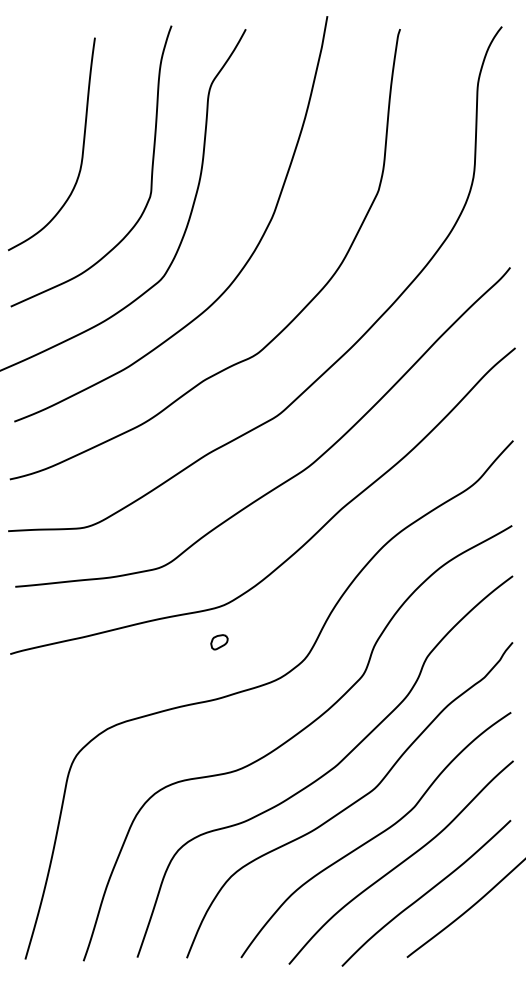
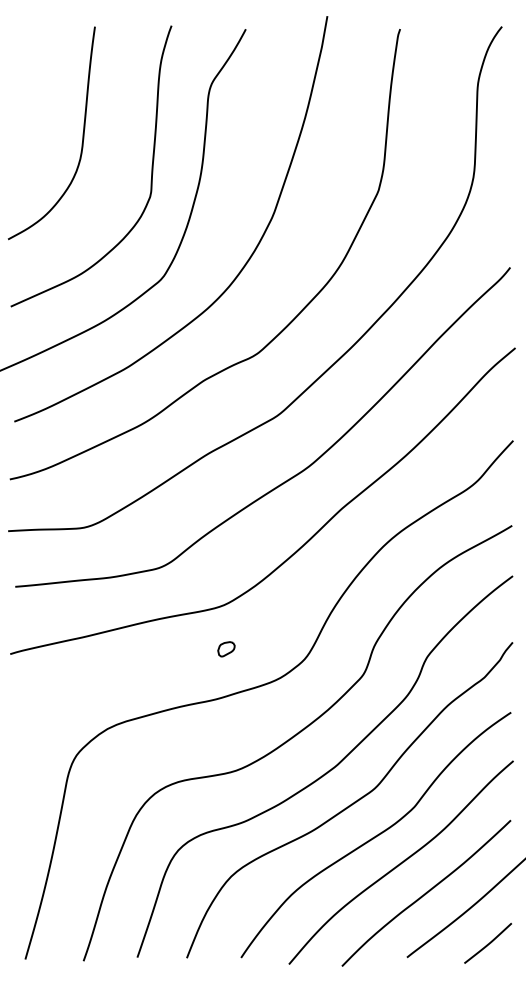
curve position: (82, 144) -> (82, 133) (82, 133)
part position: (219, 642) -> (226, 649) (226, 649)
curve: none -> present (488, 943)
